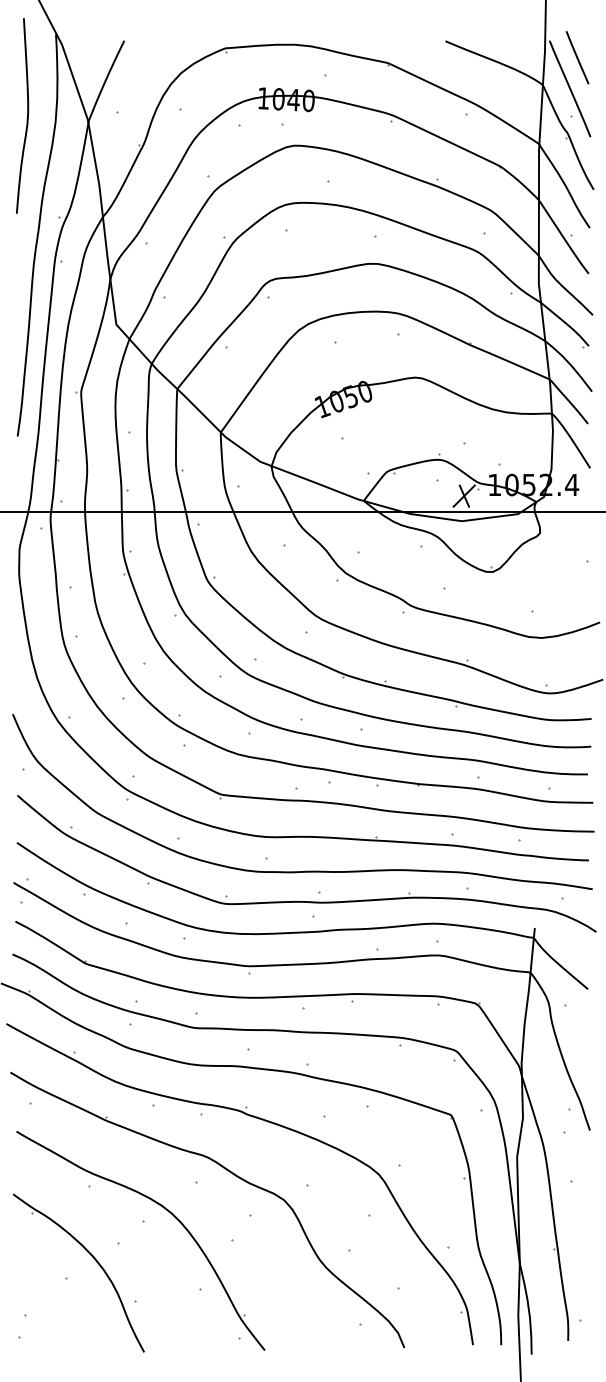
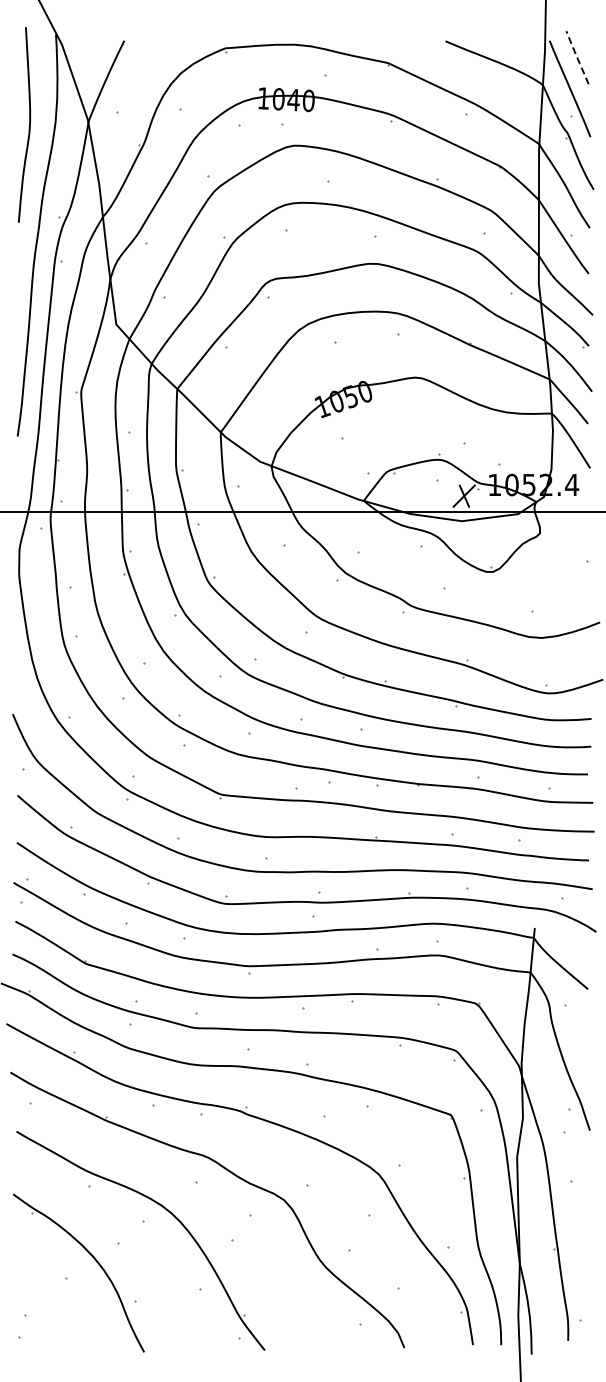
line: solid -> dashed (577, 57)
curve position: (27, 115) -> (29, 124) (29, 124)
